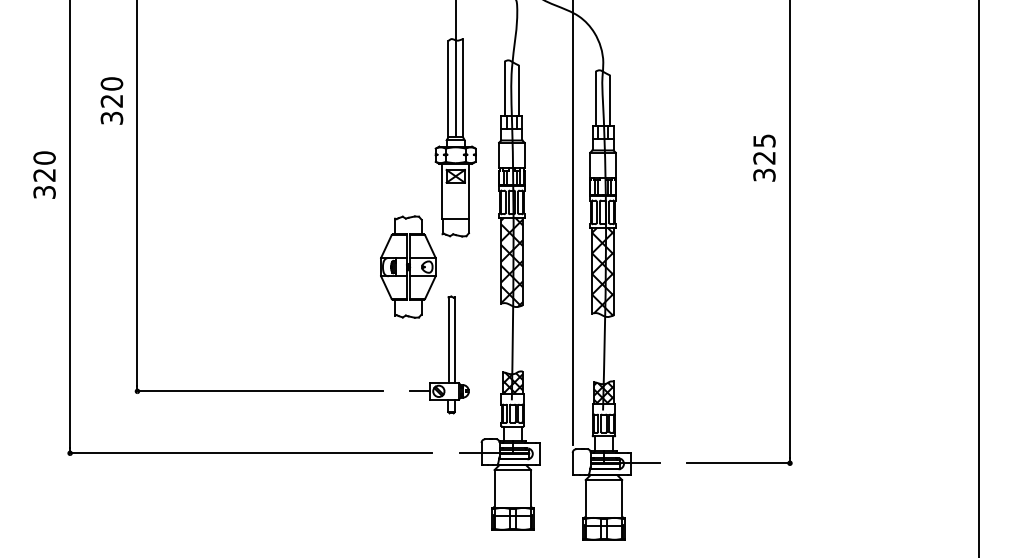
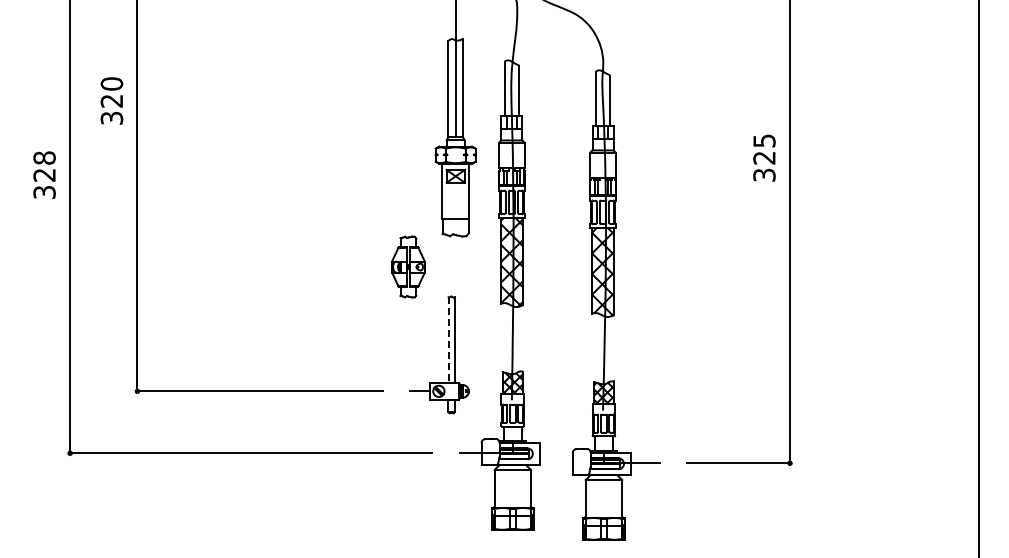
text: 320 -> 328 (44, 157)
line: present -> none (573, 223)
part size: 57x104 px -> 35x64 px (408, 266)
line: solid -> dashed (448, 340)
